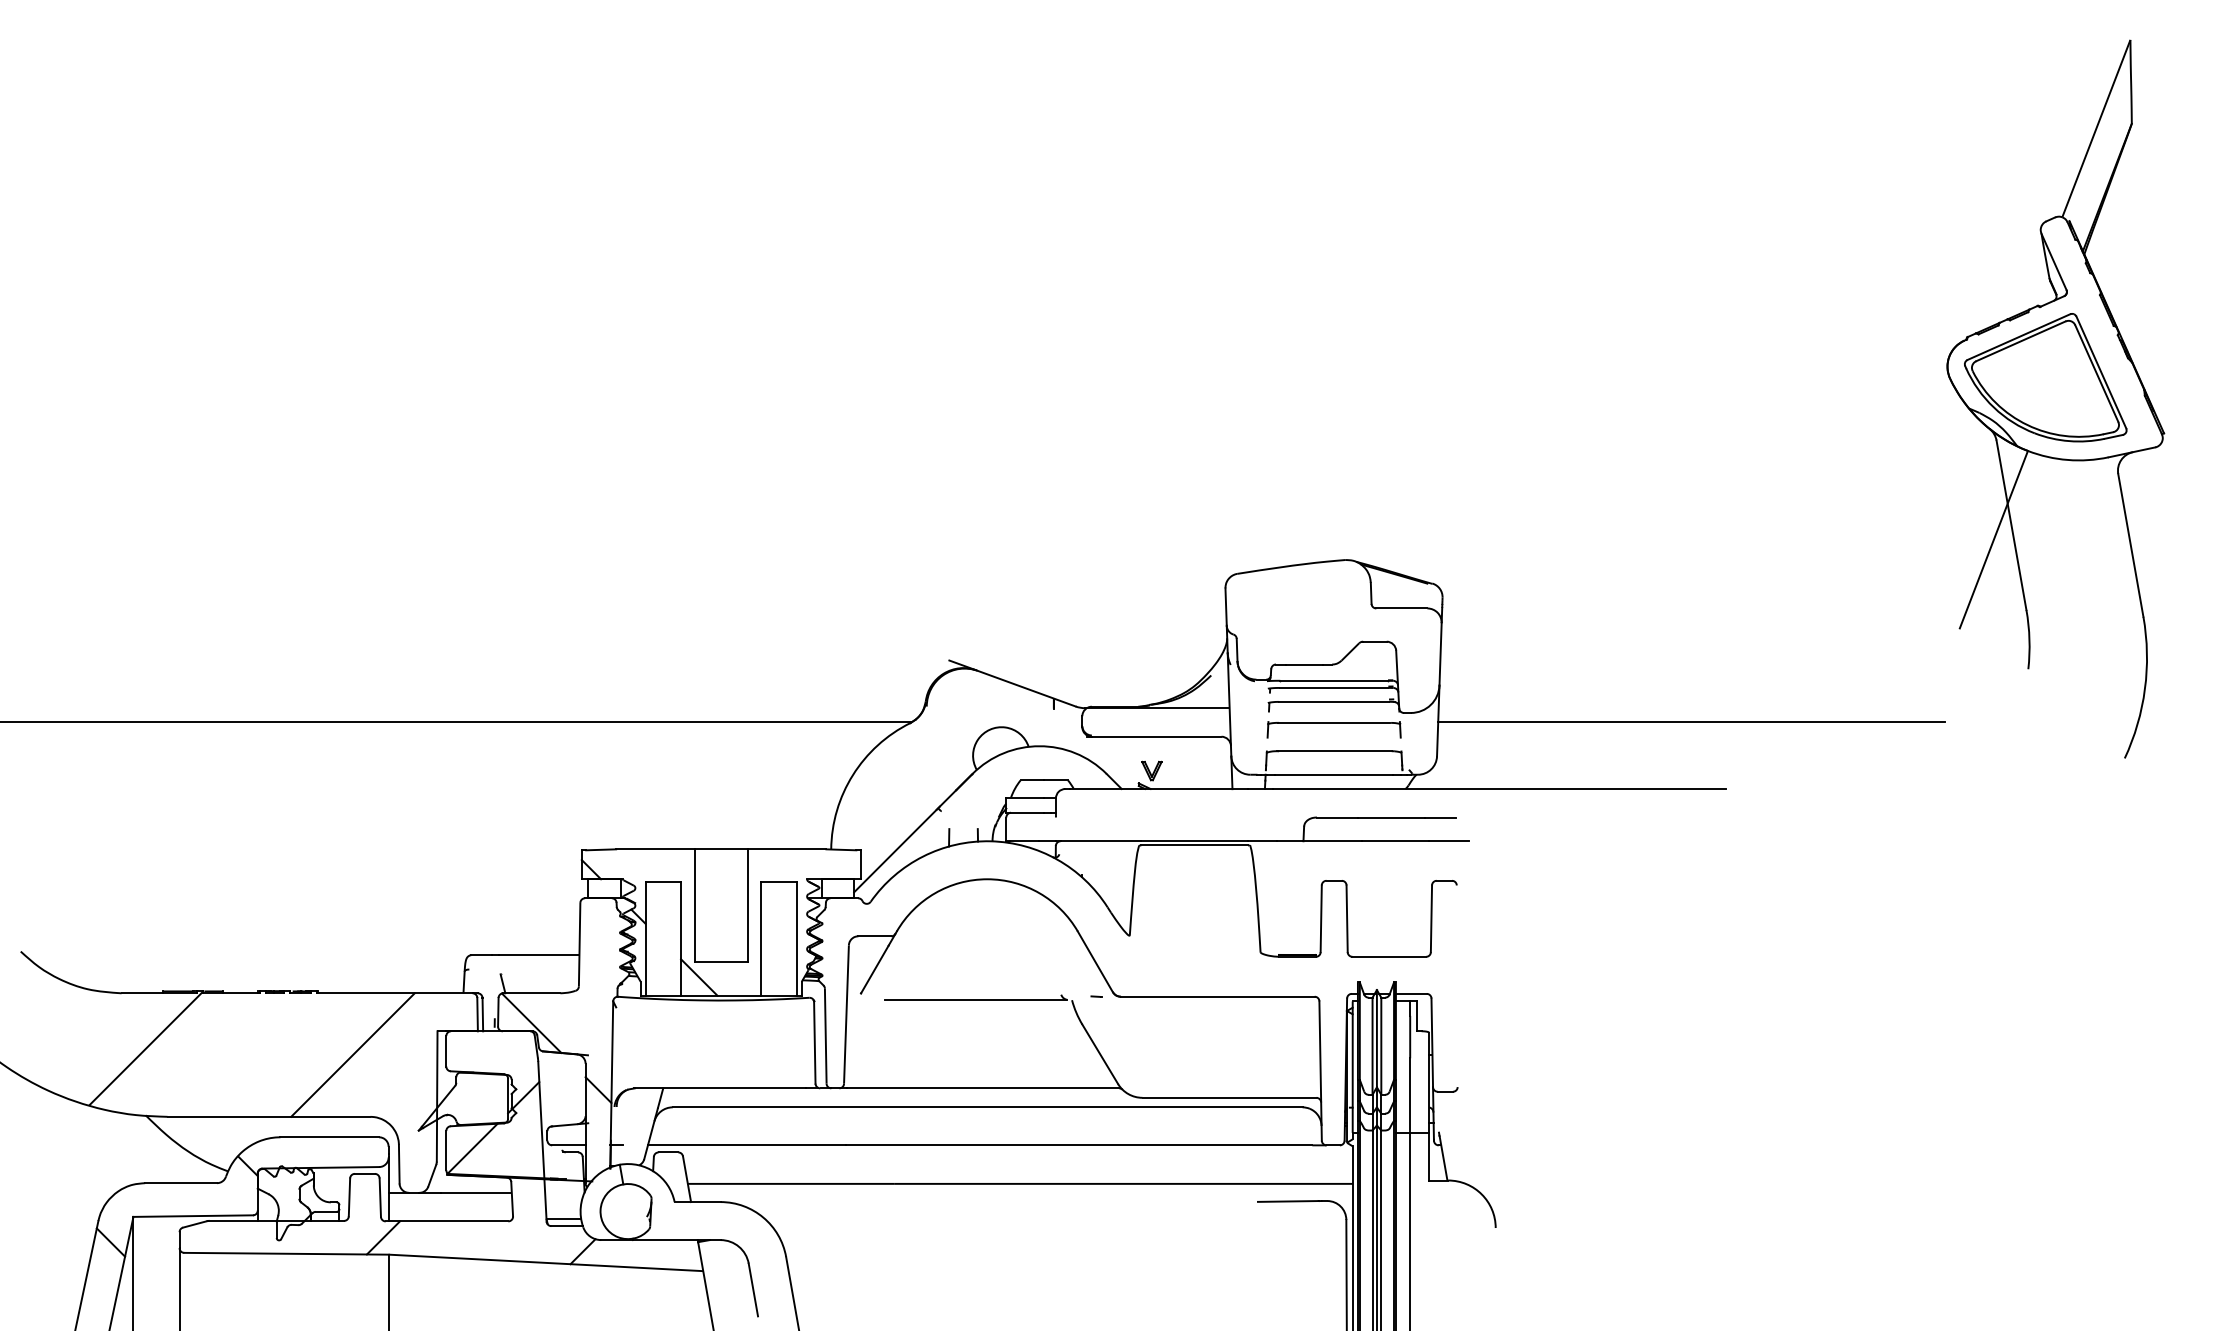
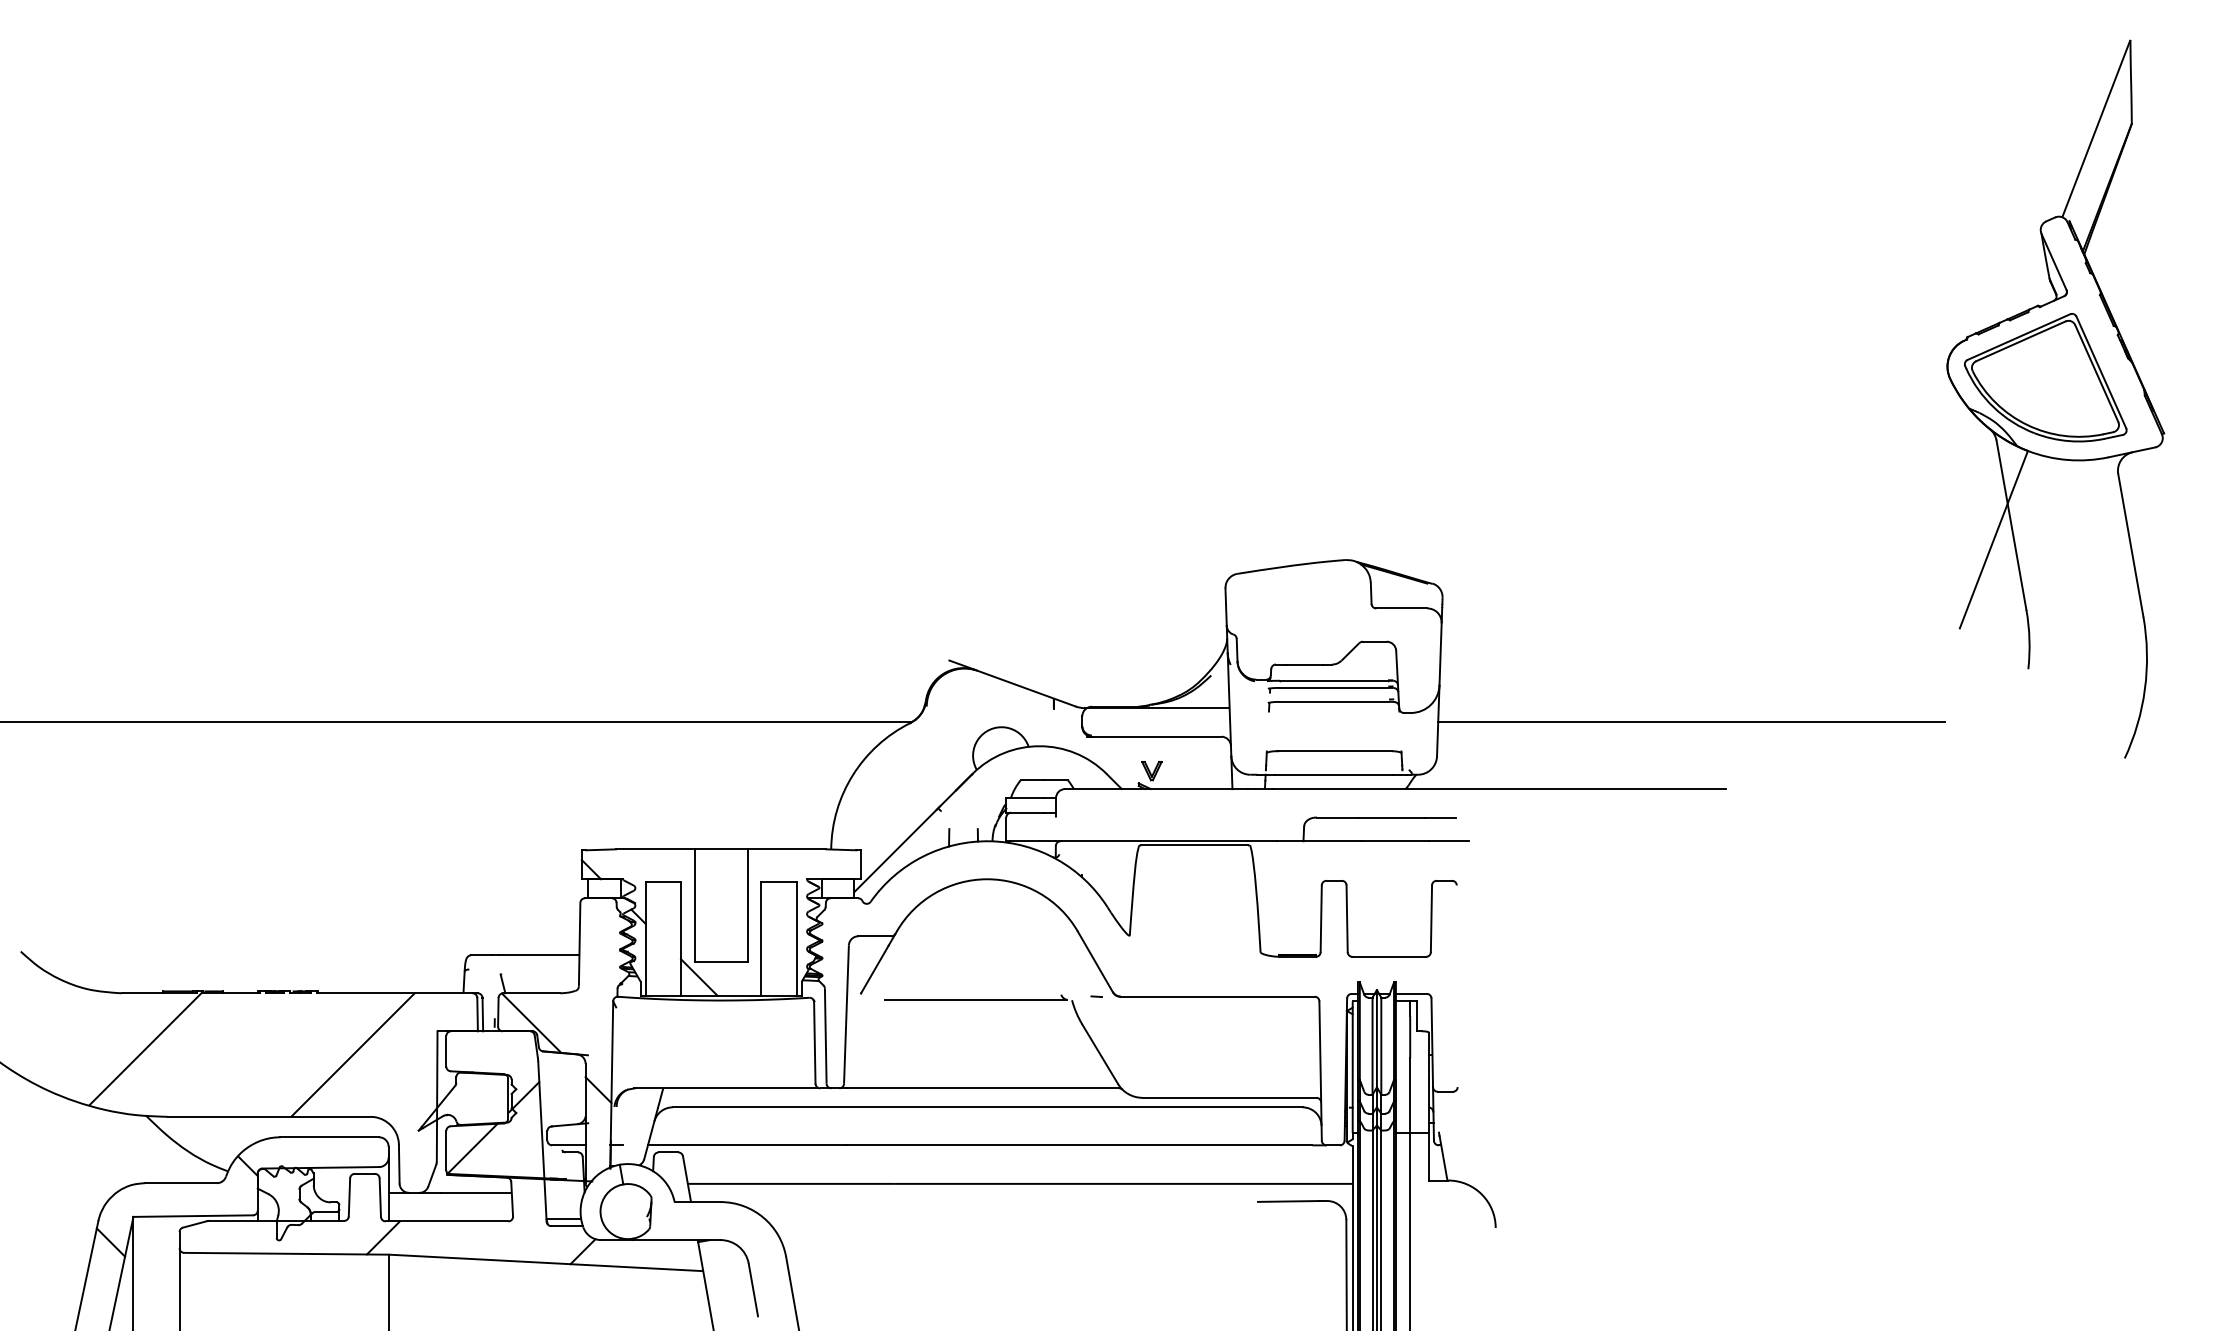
part: present -> none (1333, 729)
